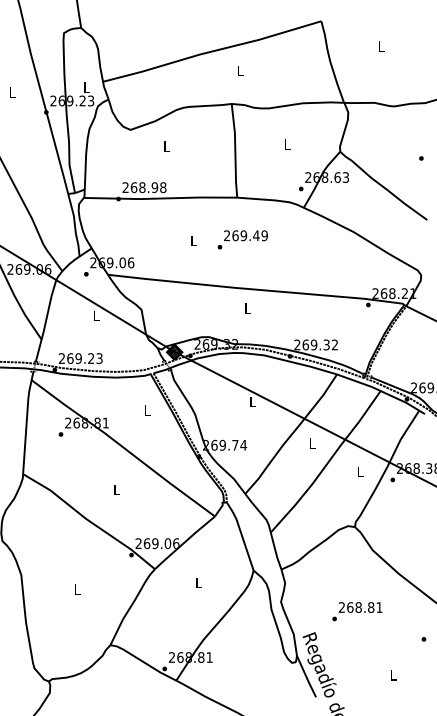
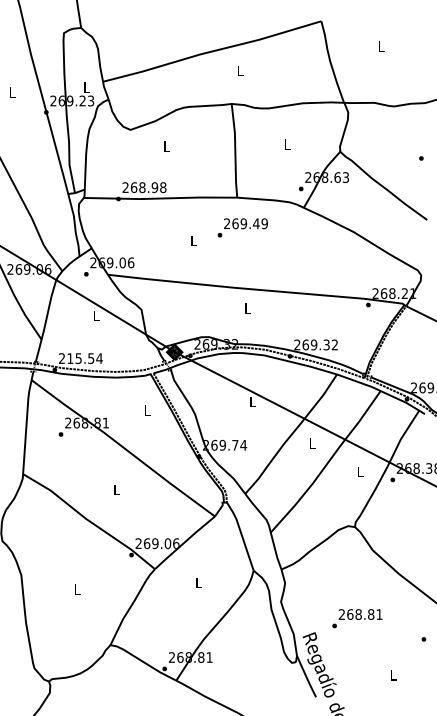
text position: (242, 239) -> (242, 227) (242, 227)
text: 269.23 -> 215.54 (84, 358)
text position: (357, 611) -> (357, 618) (357, 618)
